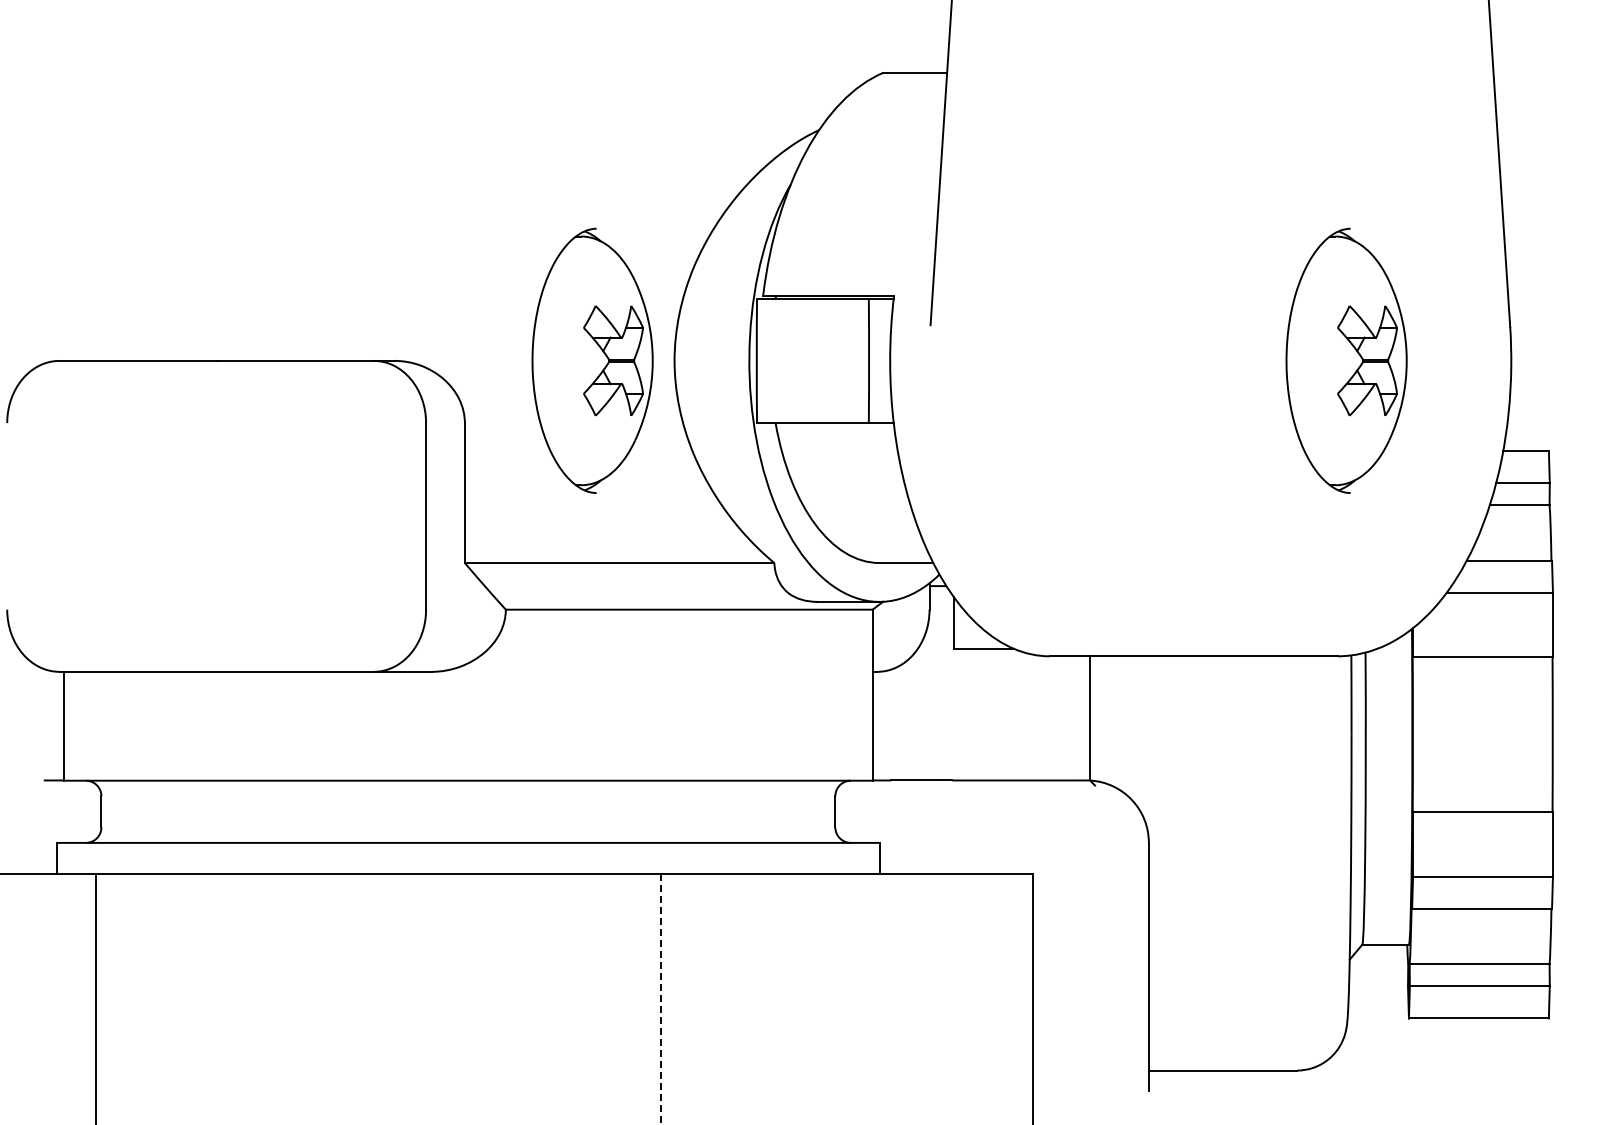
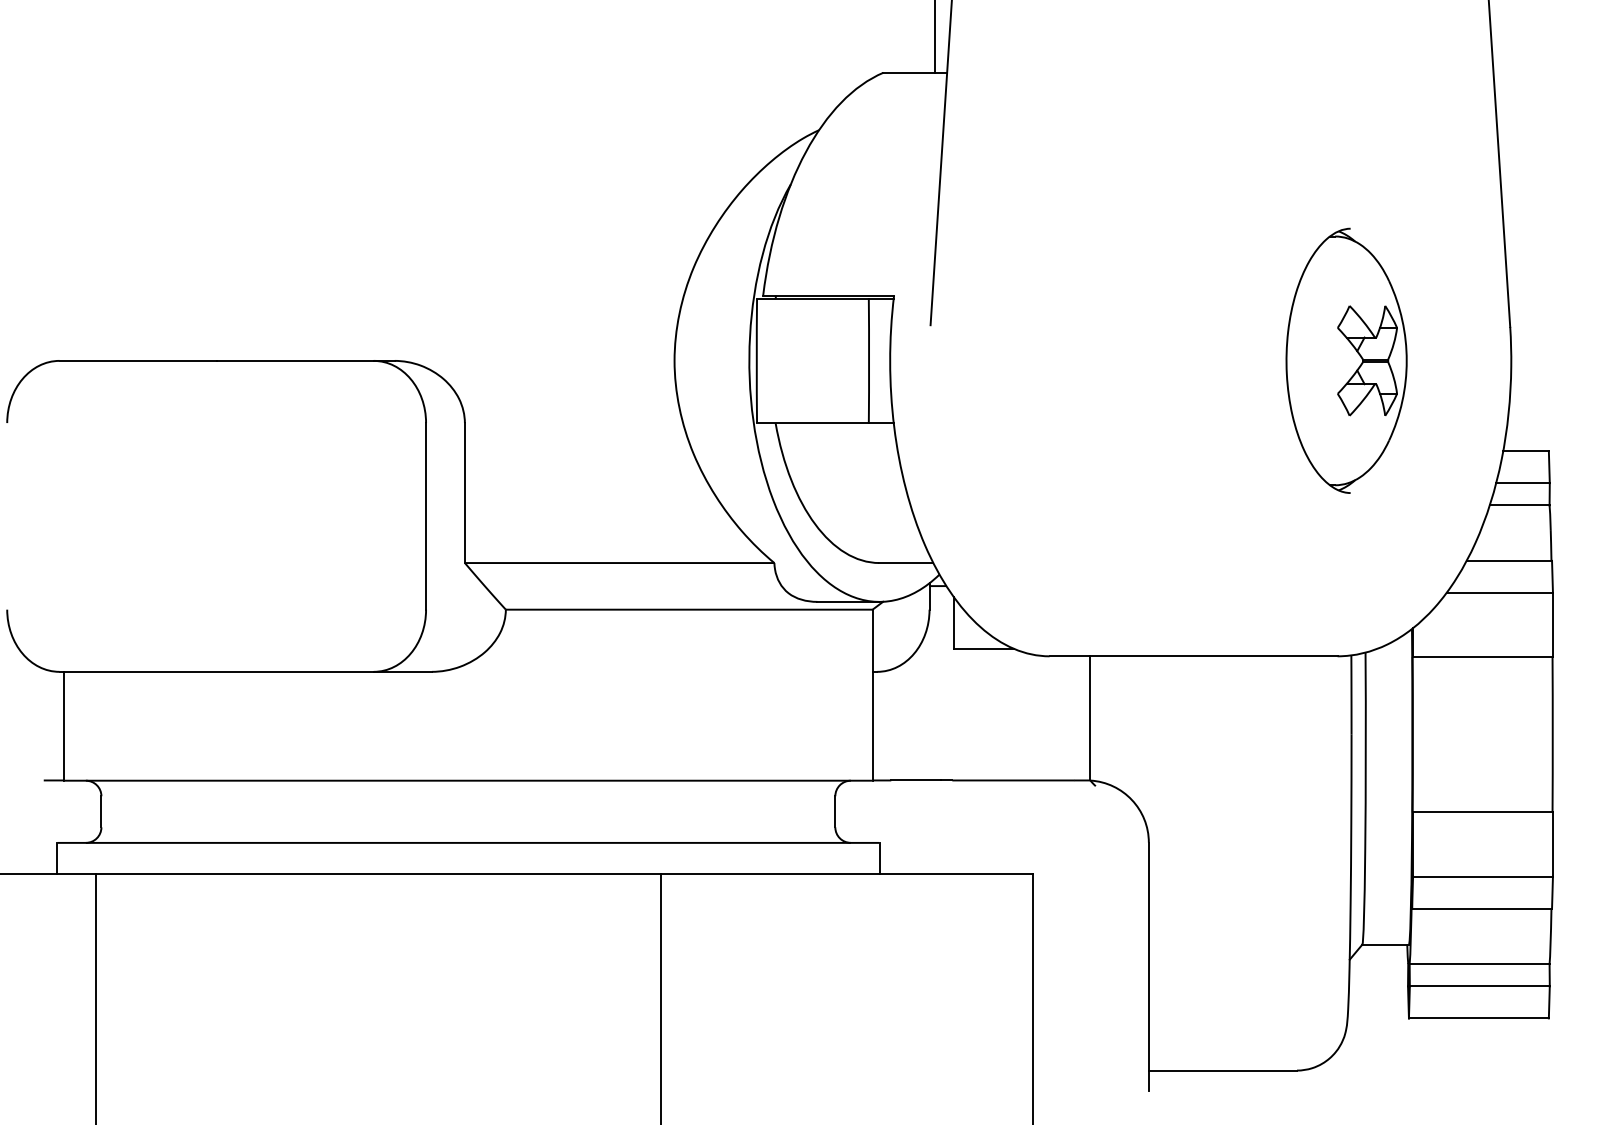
line: none -> present (934, 37)
part: present -> none (592, 360)
line: dashed -> solid (660, 999)
